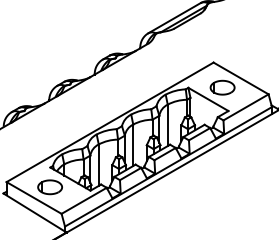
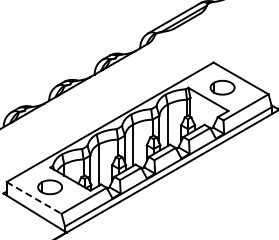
line: solid -> dashed (34, 197)
